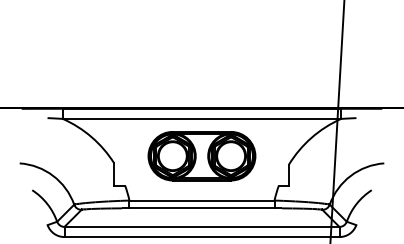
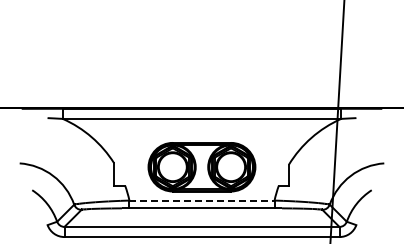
part position: (201, 156) -> (201, 167) (201, 167)
line: solid -> dashed (201, 200)
